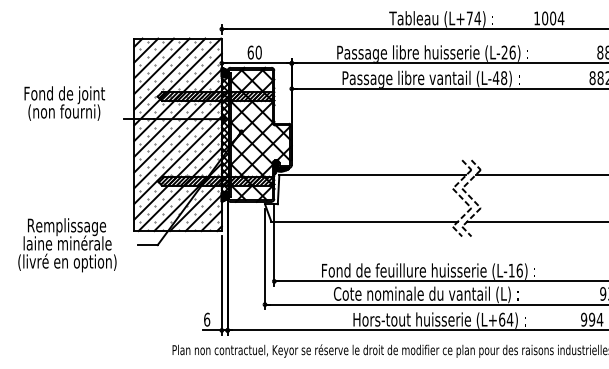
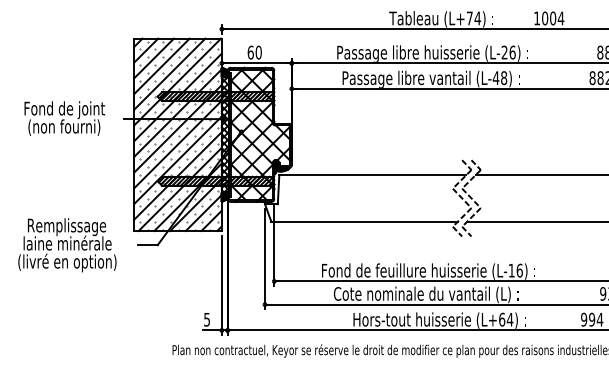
text position: (64, 103) -> (64, 118) (64, 118)
text: 6 -> 5 (207, 319)
